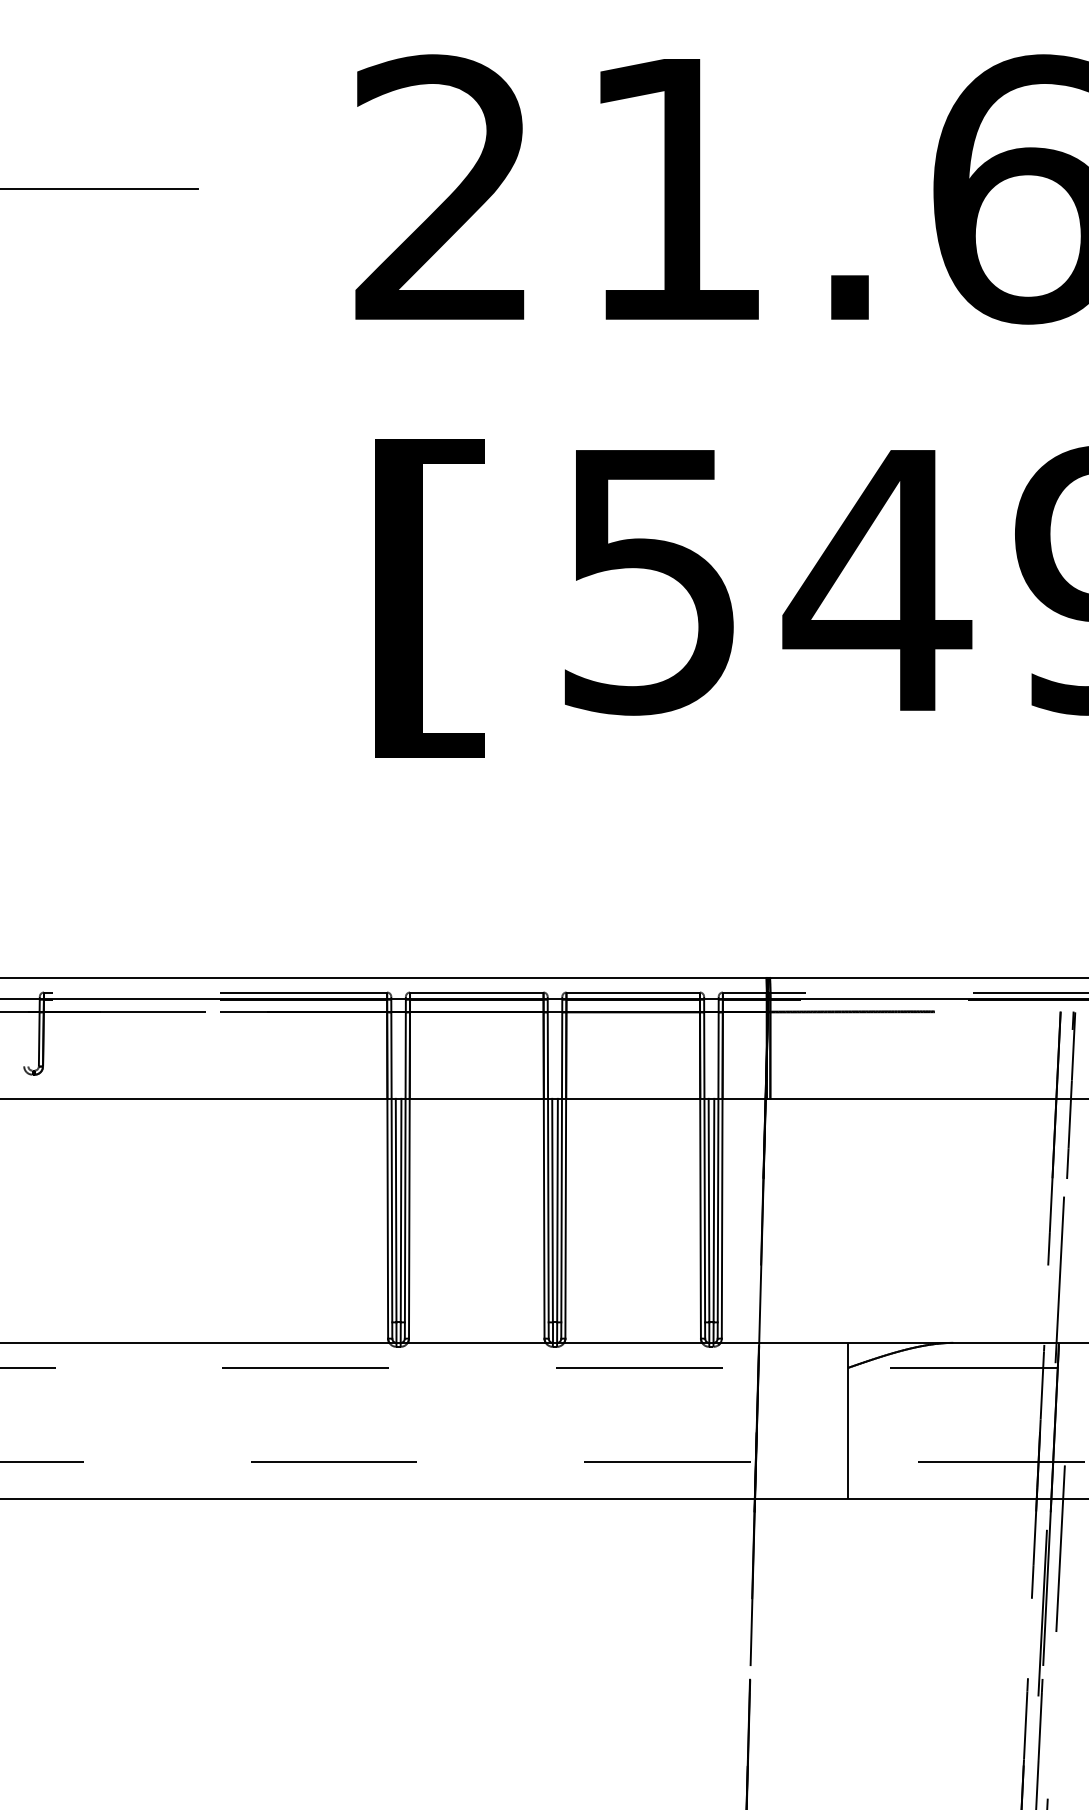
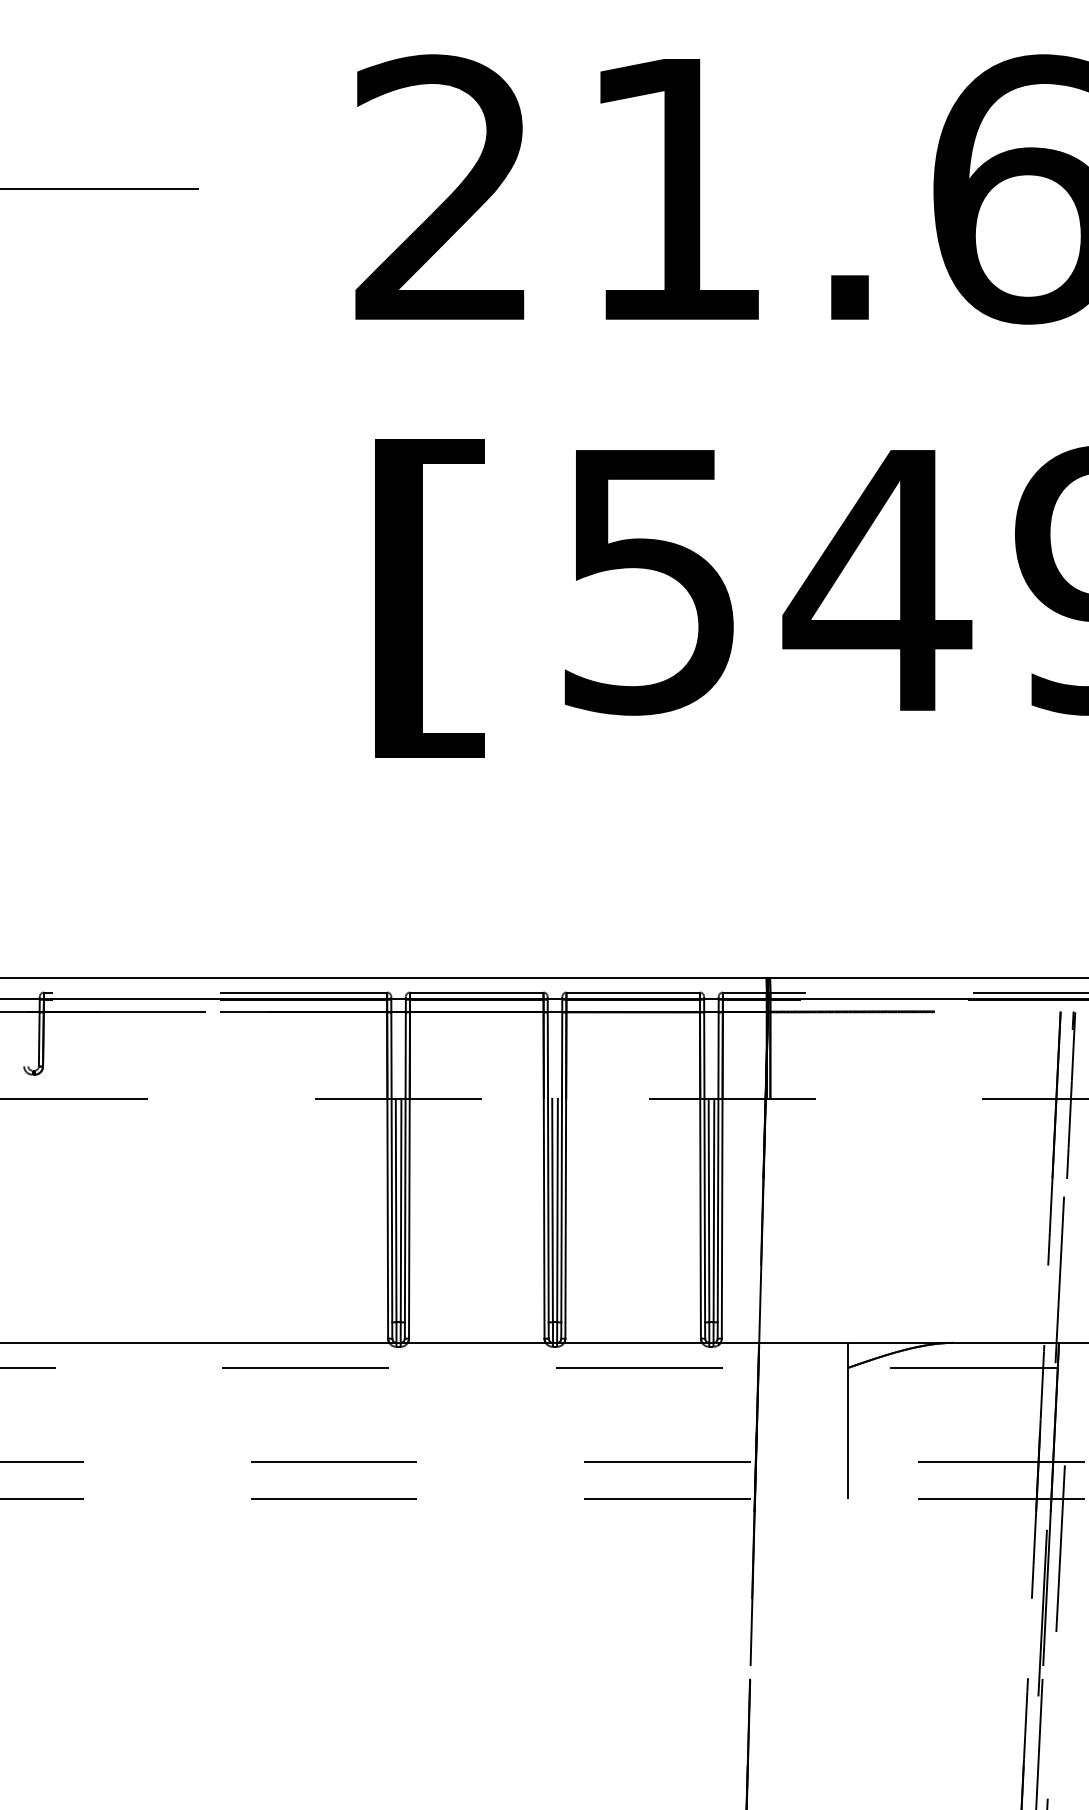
line: solid -> dashed (544, 1098)
line: solid -> dashed (544, 1499)
